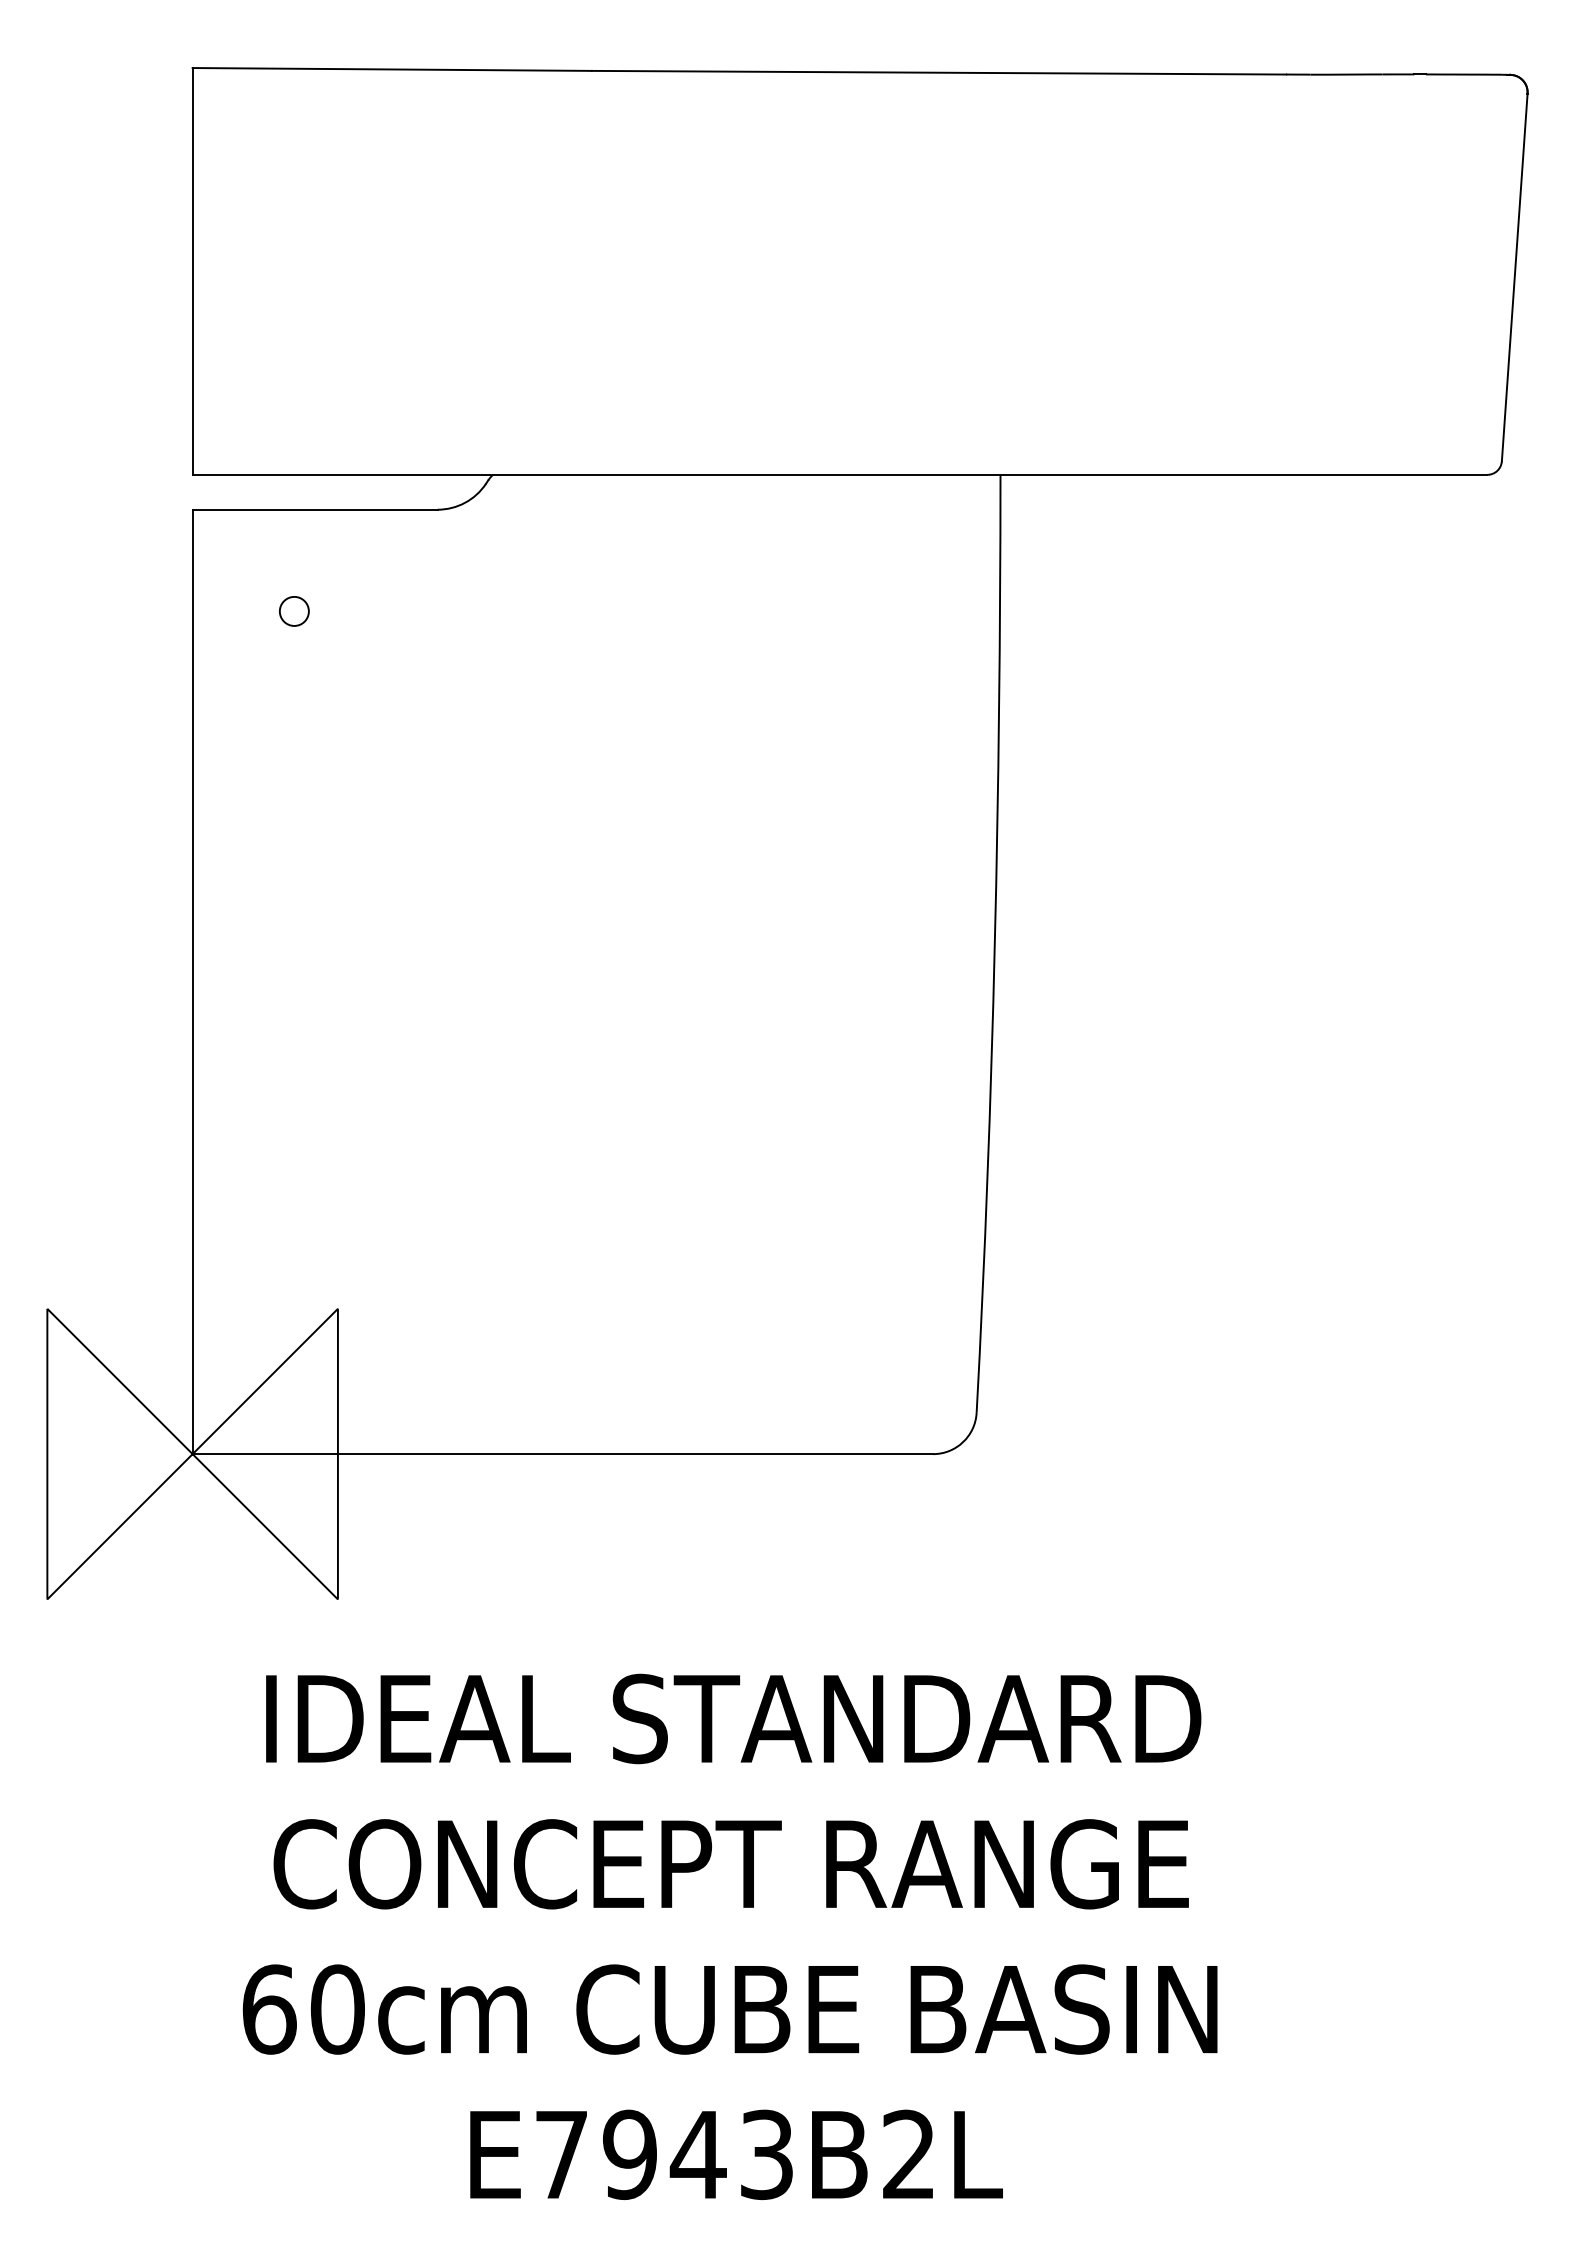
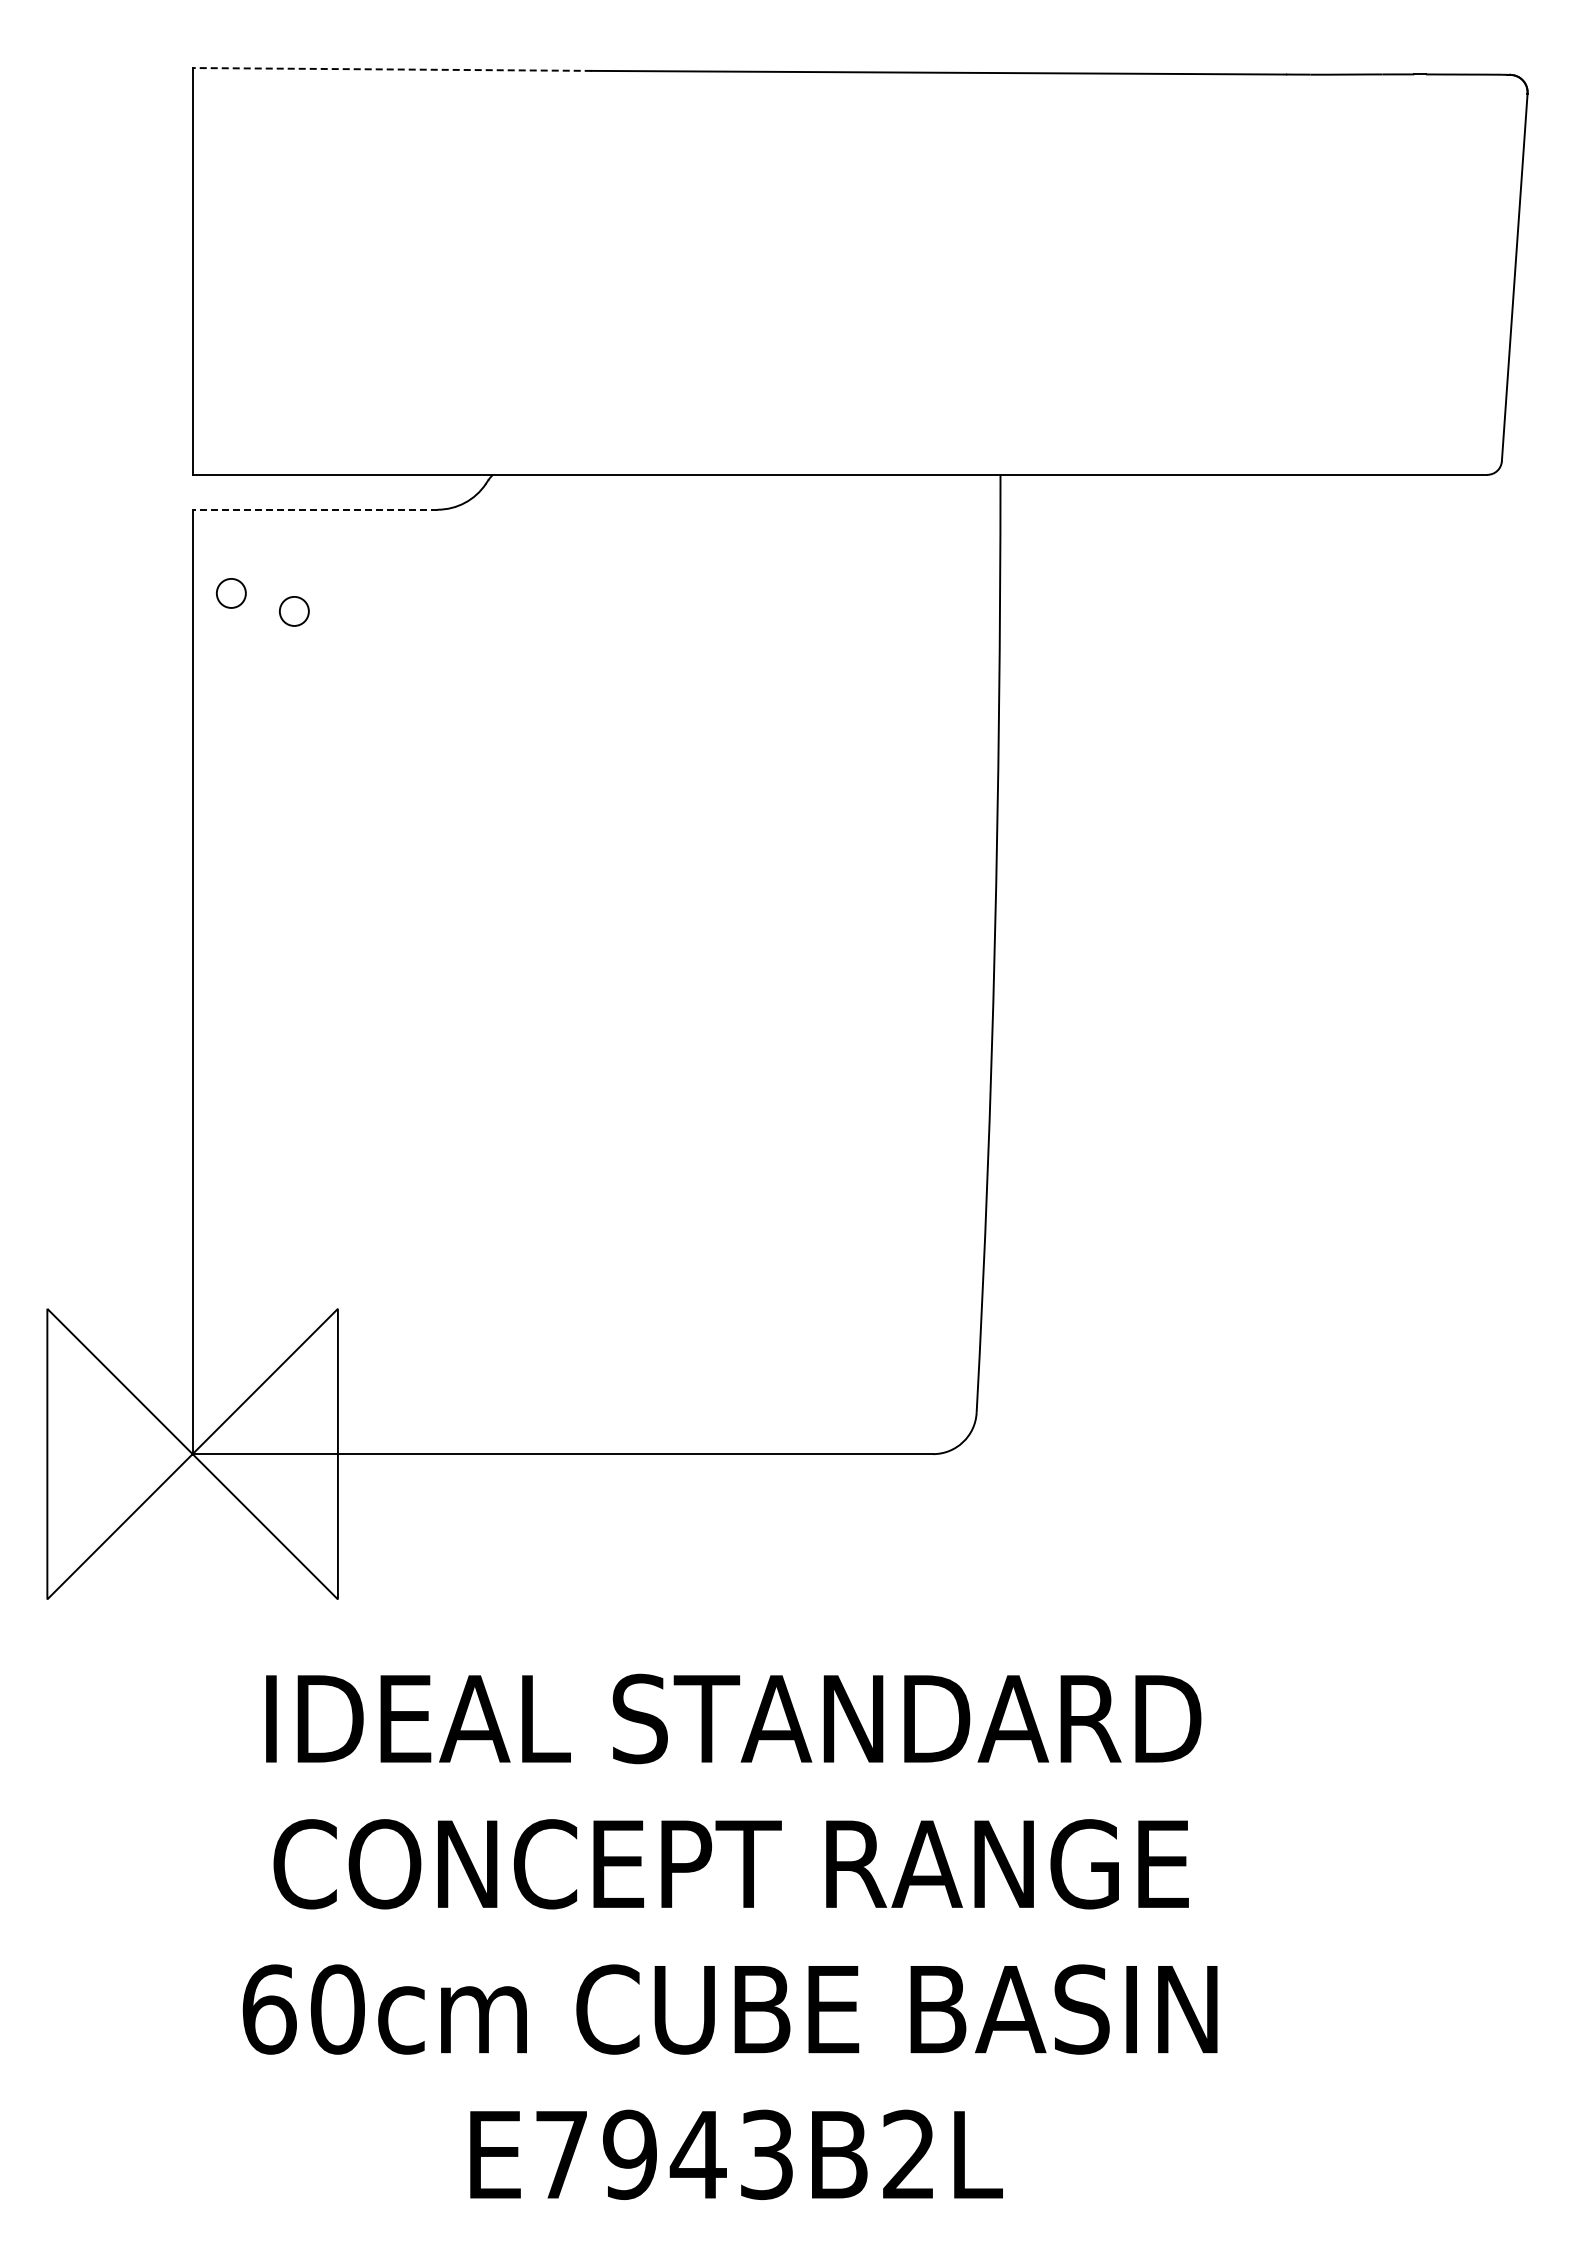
line: solid -> dashed (392, 69)
line: solid -> dashed (314, 509)
circle: none -> present (231, 593)
